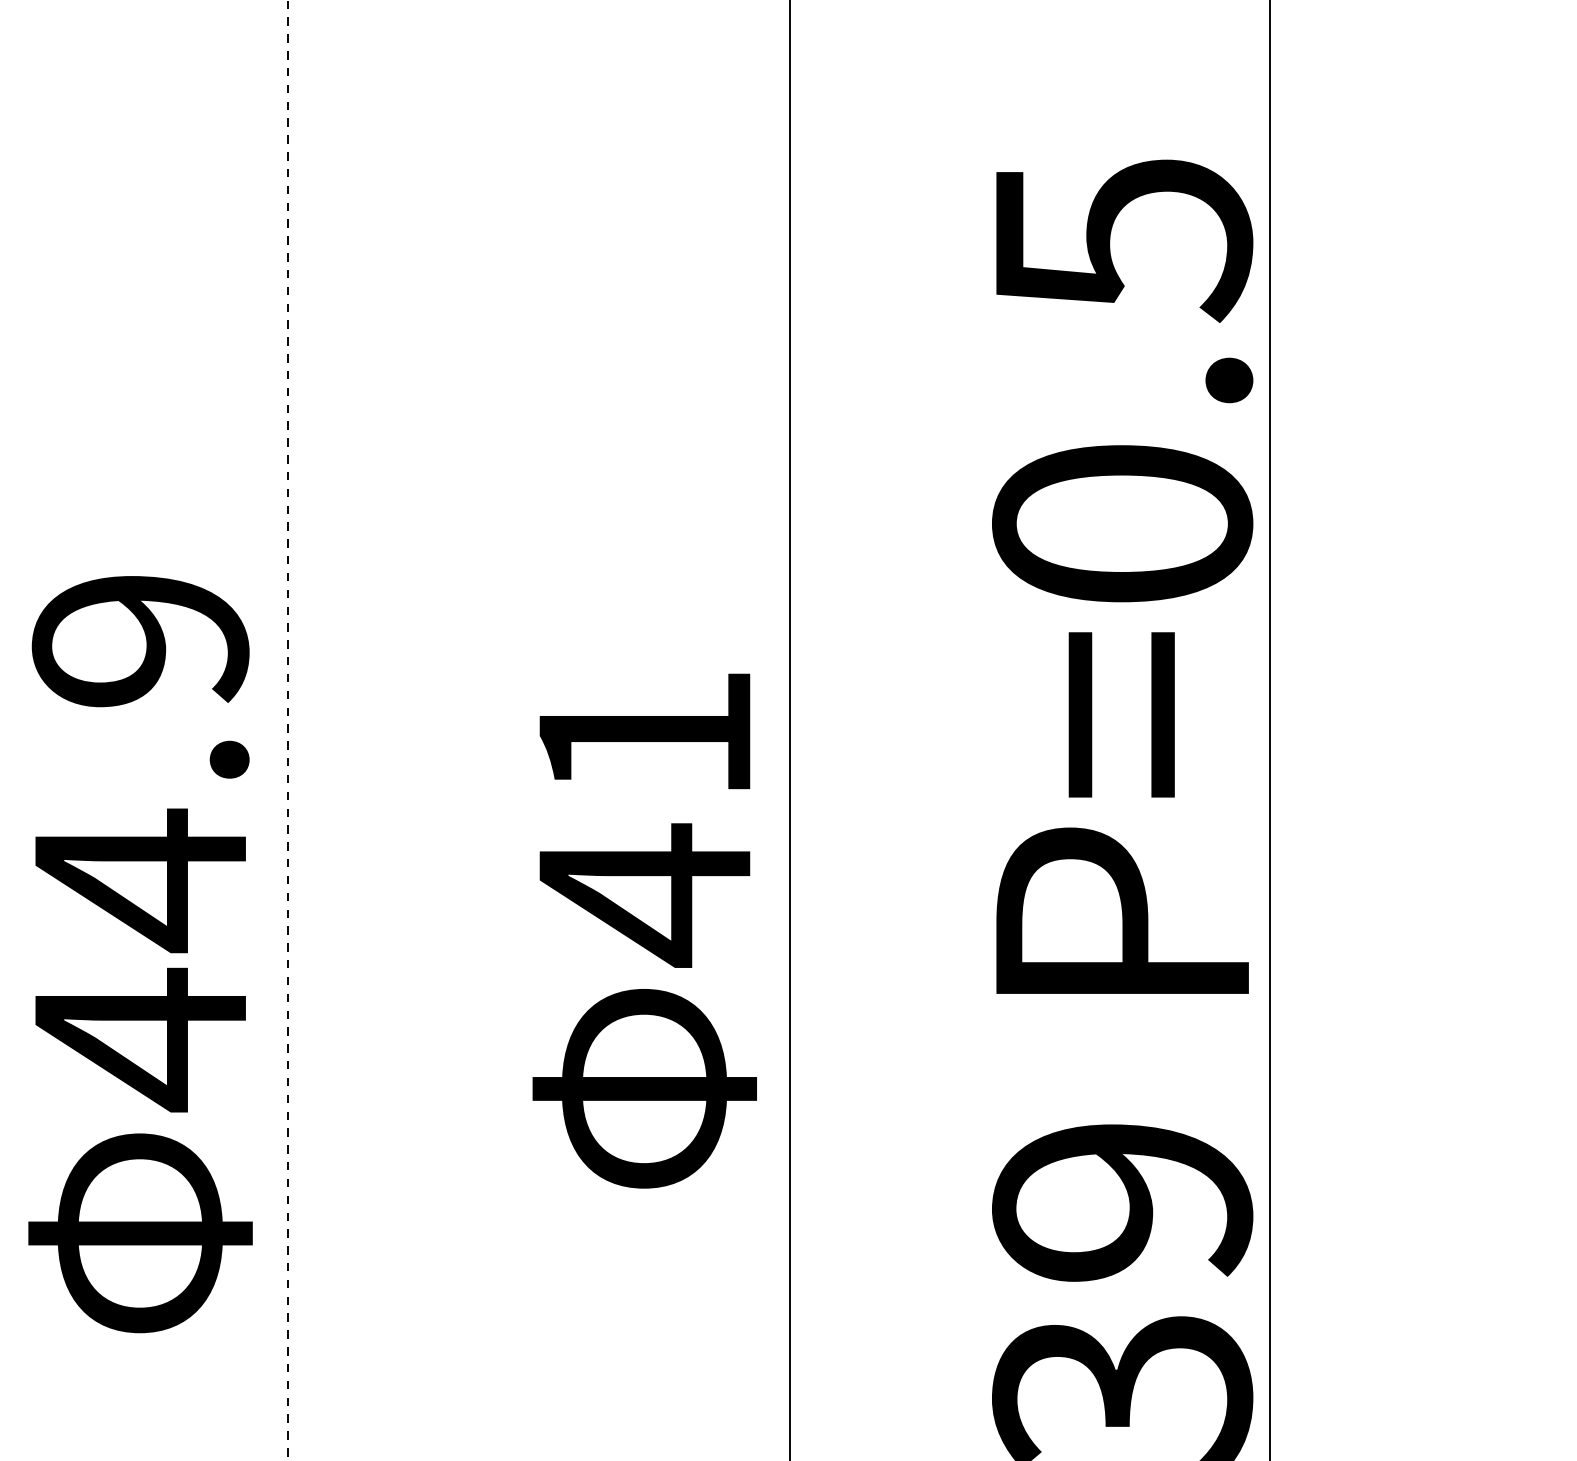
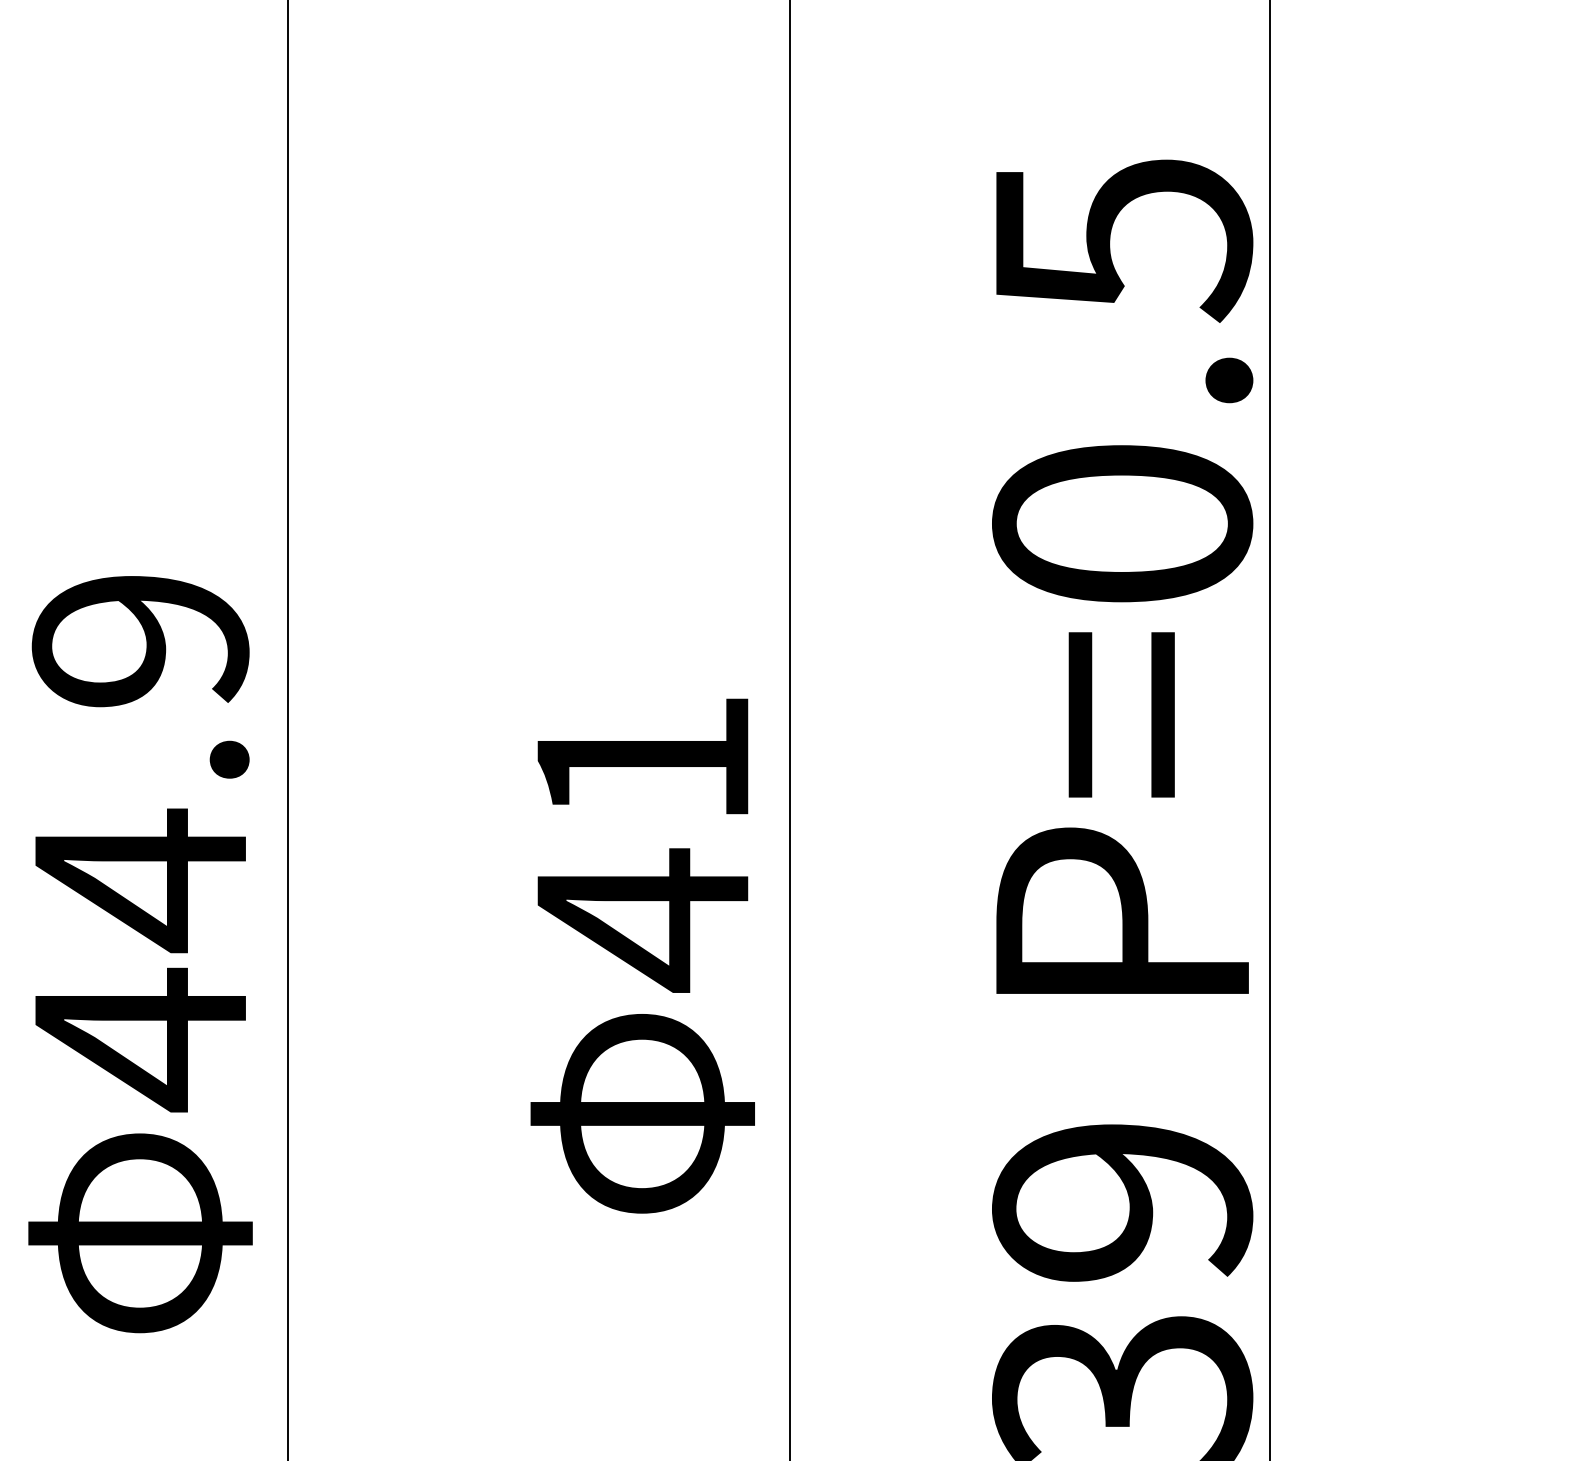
line: dashed -> solid (288, 730)
text position: (644, 930) -> (642, 955) (642, 955)
